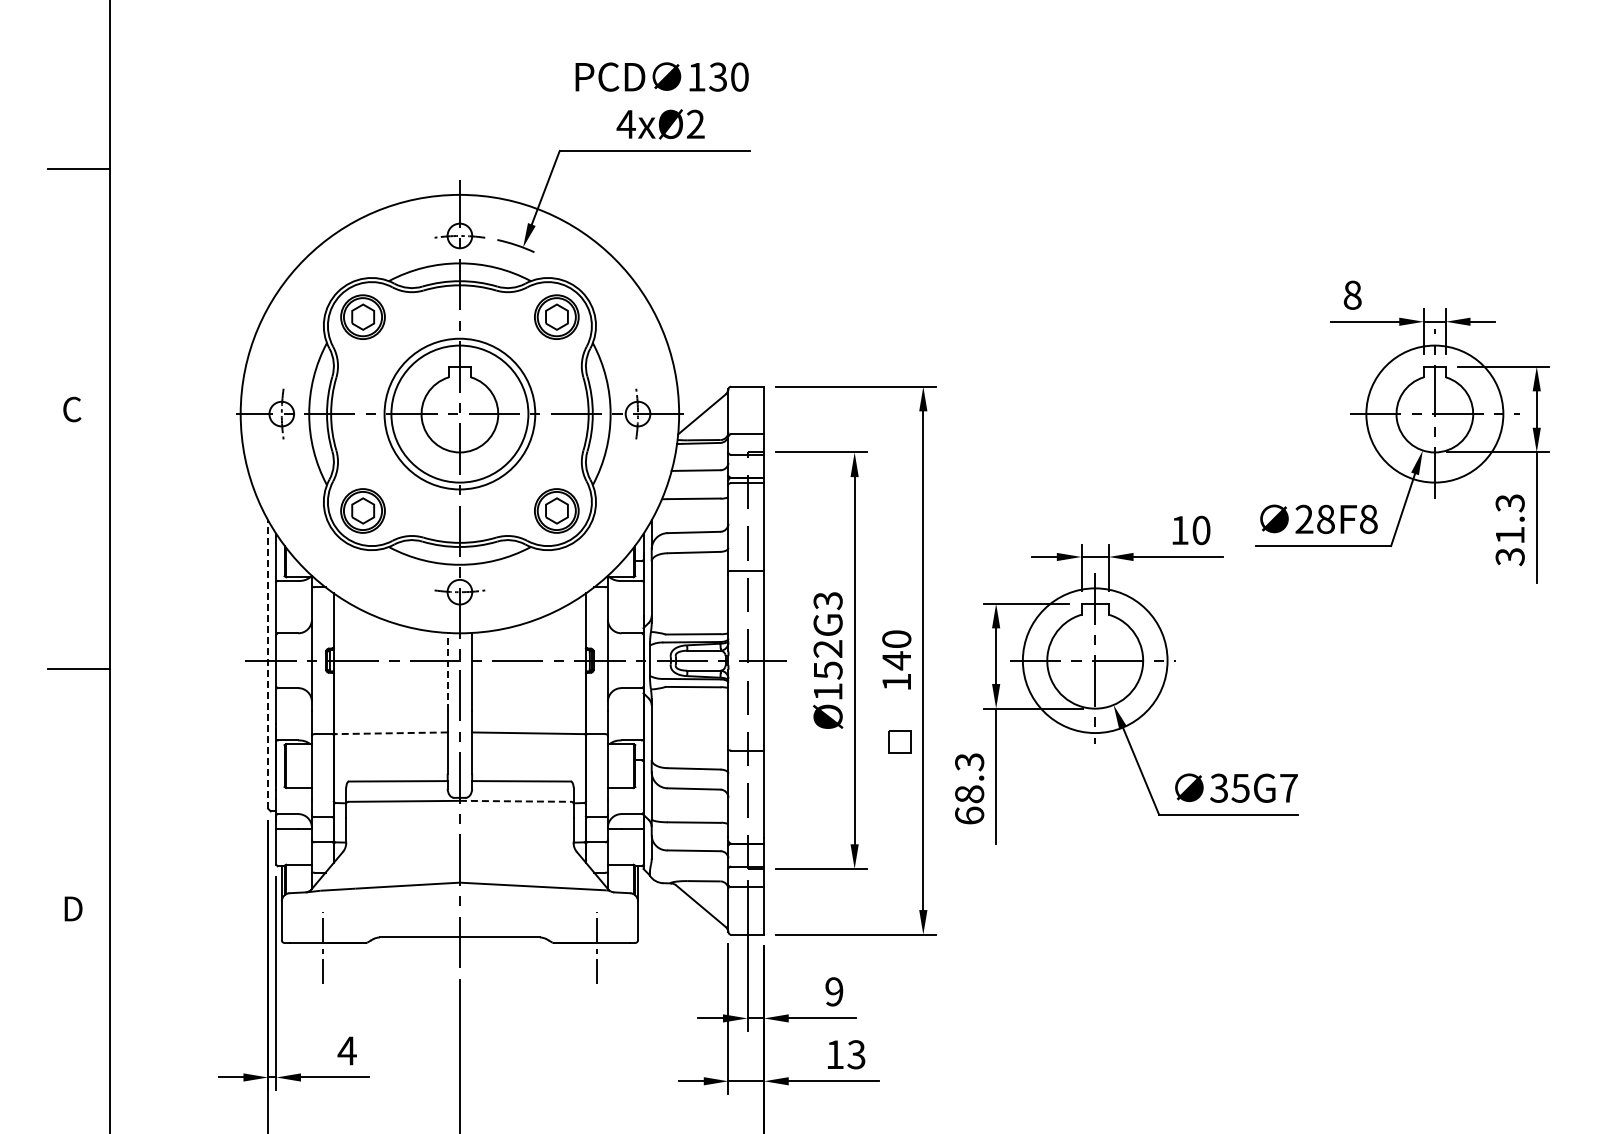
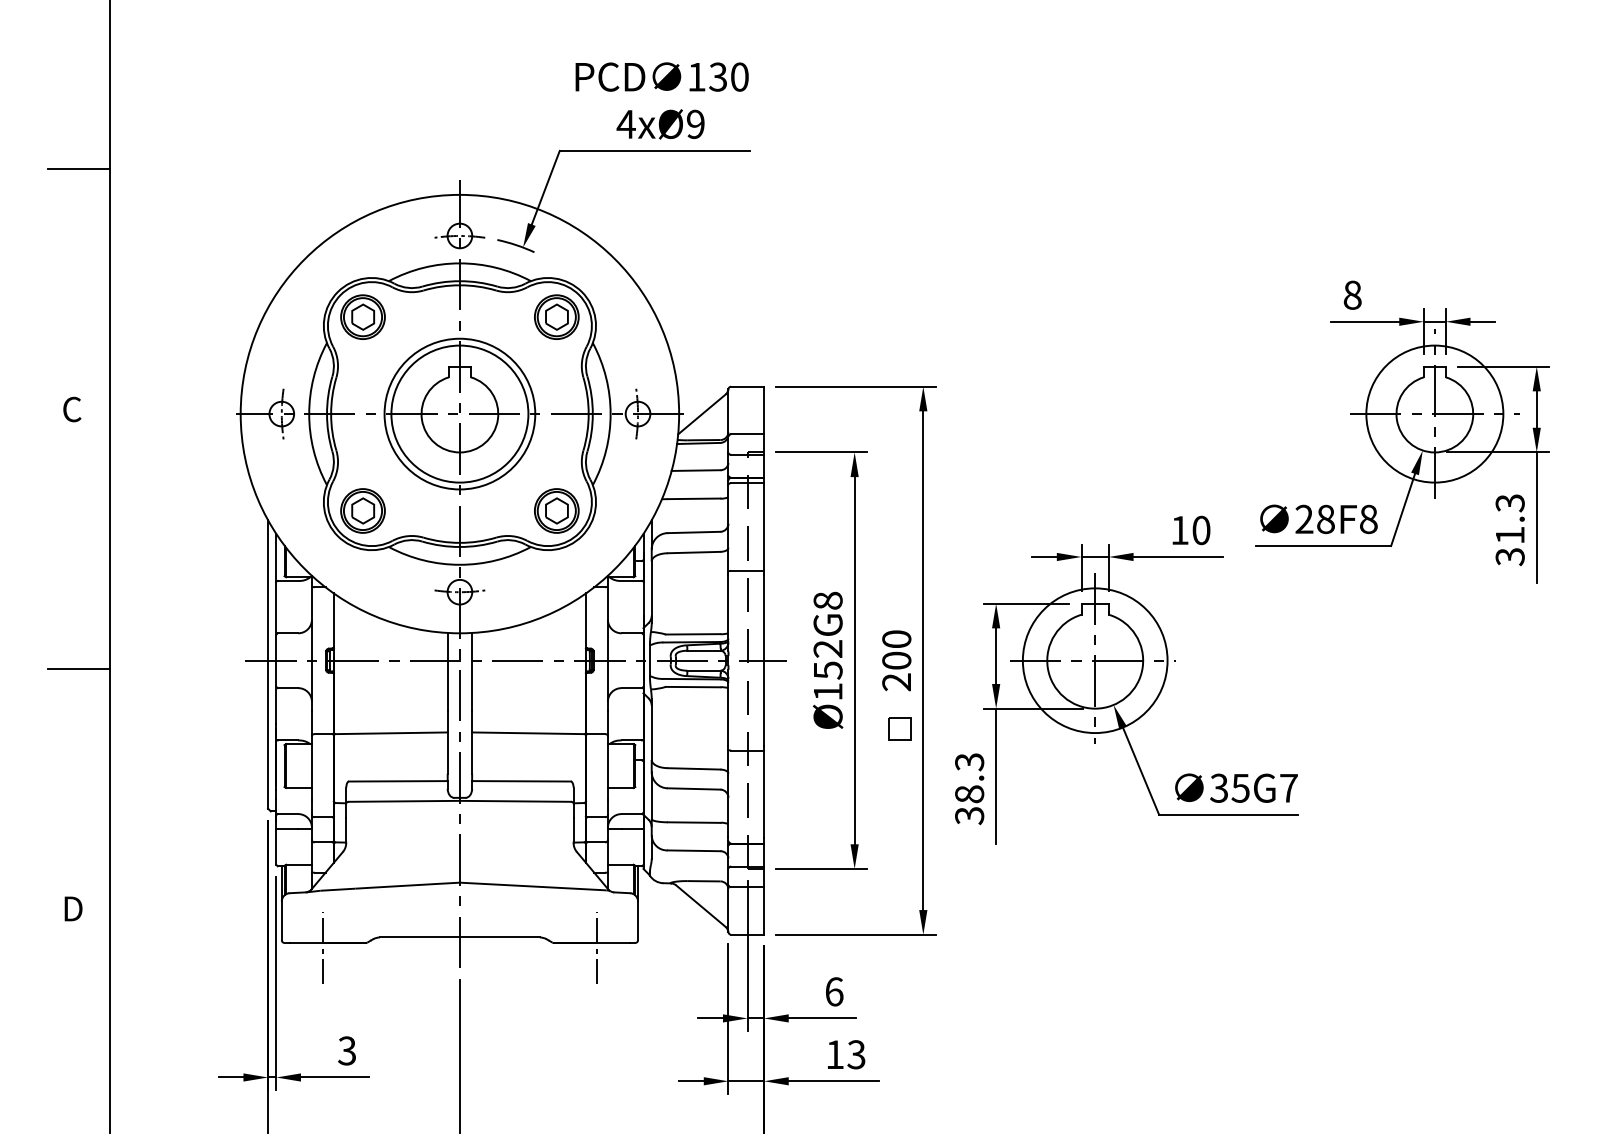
text: 4xØ2 -> 4xØ9 (695, 124)
text: Ø152G3 -> Ø152G8 (827, 600)
line: dashed -> solid (268, 663)
line: dashed -> solid (447, 671)
text: 140 -> 200 (896, 671)
line: dashed -> solid (390, 733)
part position: (899, 741) -> (899, 728) (899, 728)
line: dashed -> solid (515, 801)
text: 68.3 -> 38.3 (969, 815)
text: 9 -> 6 (834, 991)
text: 4 -> 3 (346, 1050)
